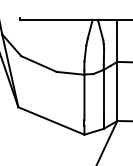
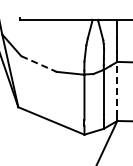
line: solid -> dashed (39, 64)
line: solid -> dashed (117, 88)
